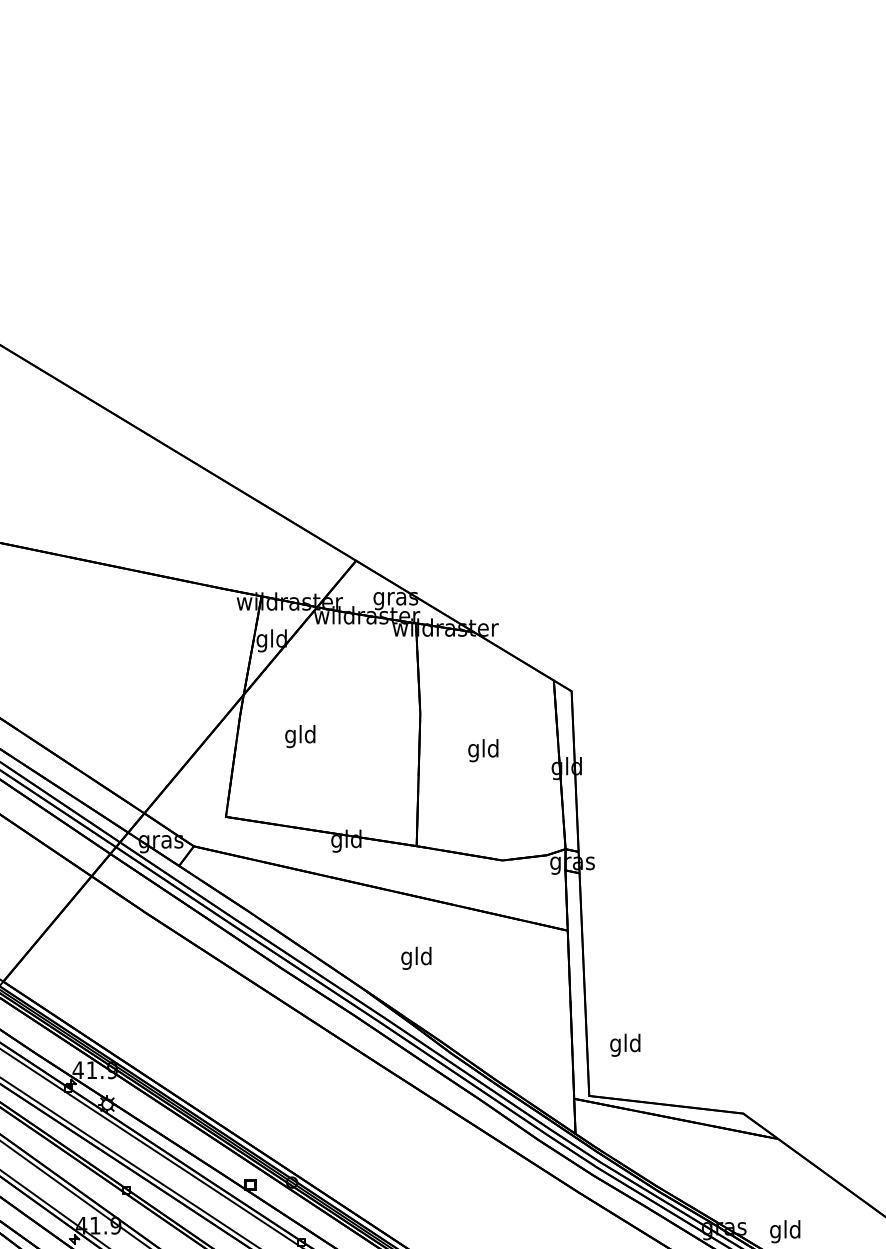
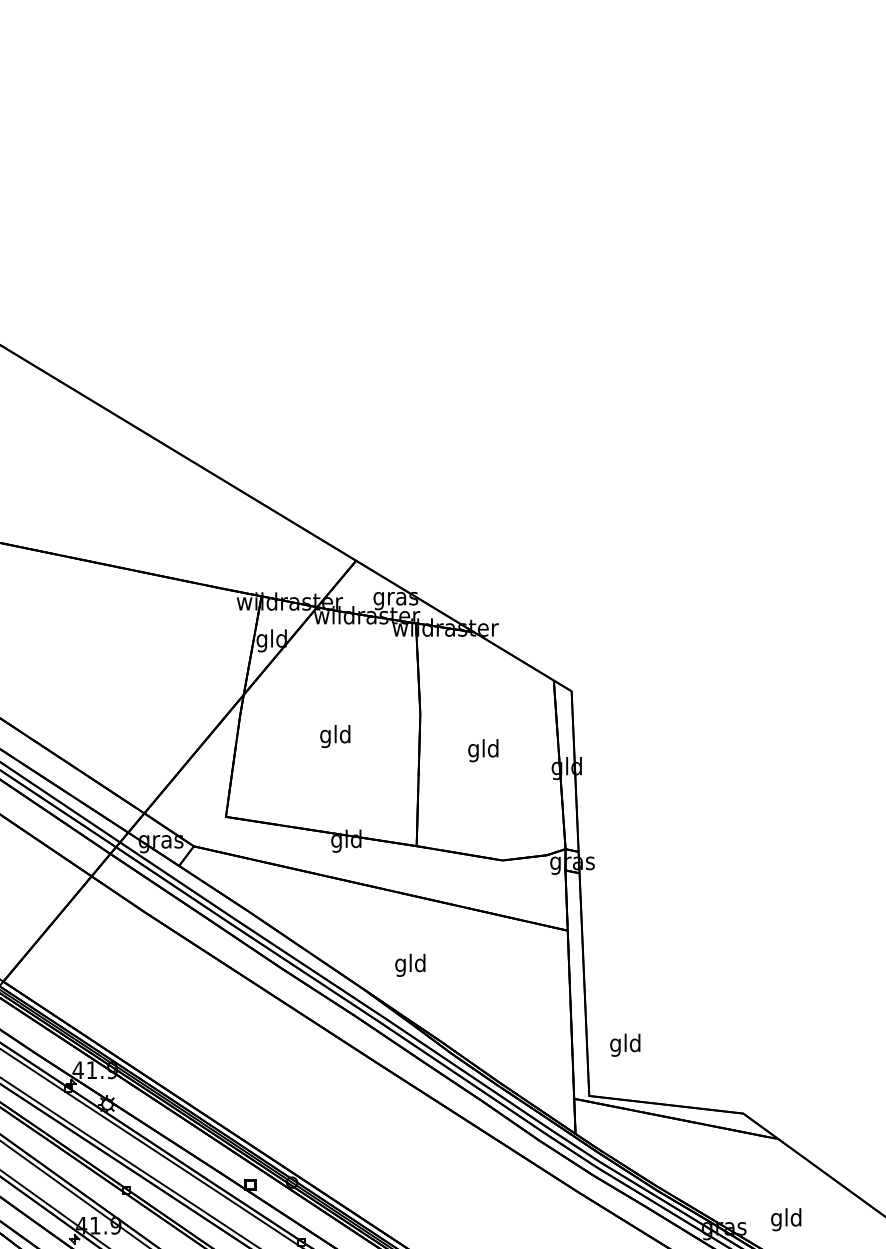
text position: (300, 736) -> (335, 736) (335, 736)
text position: (416, 957) -> (410, 964) (410, 964)
text position: (785, 1231) -> (786, 1219) (786, 1219)
